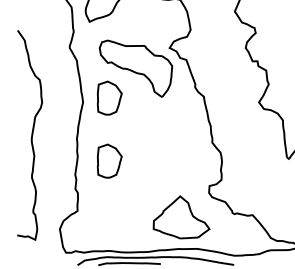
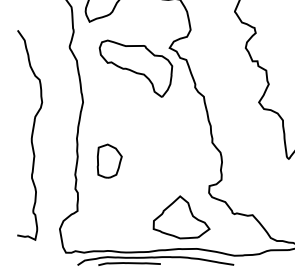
part: present -> none (109, 97)
